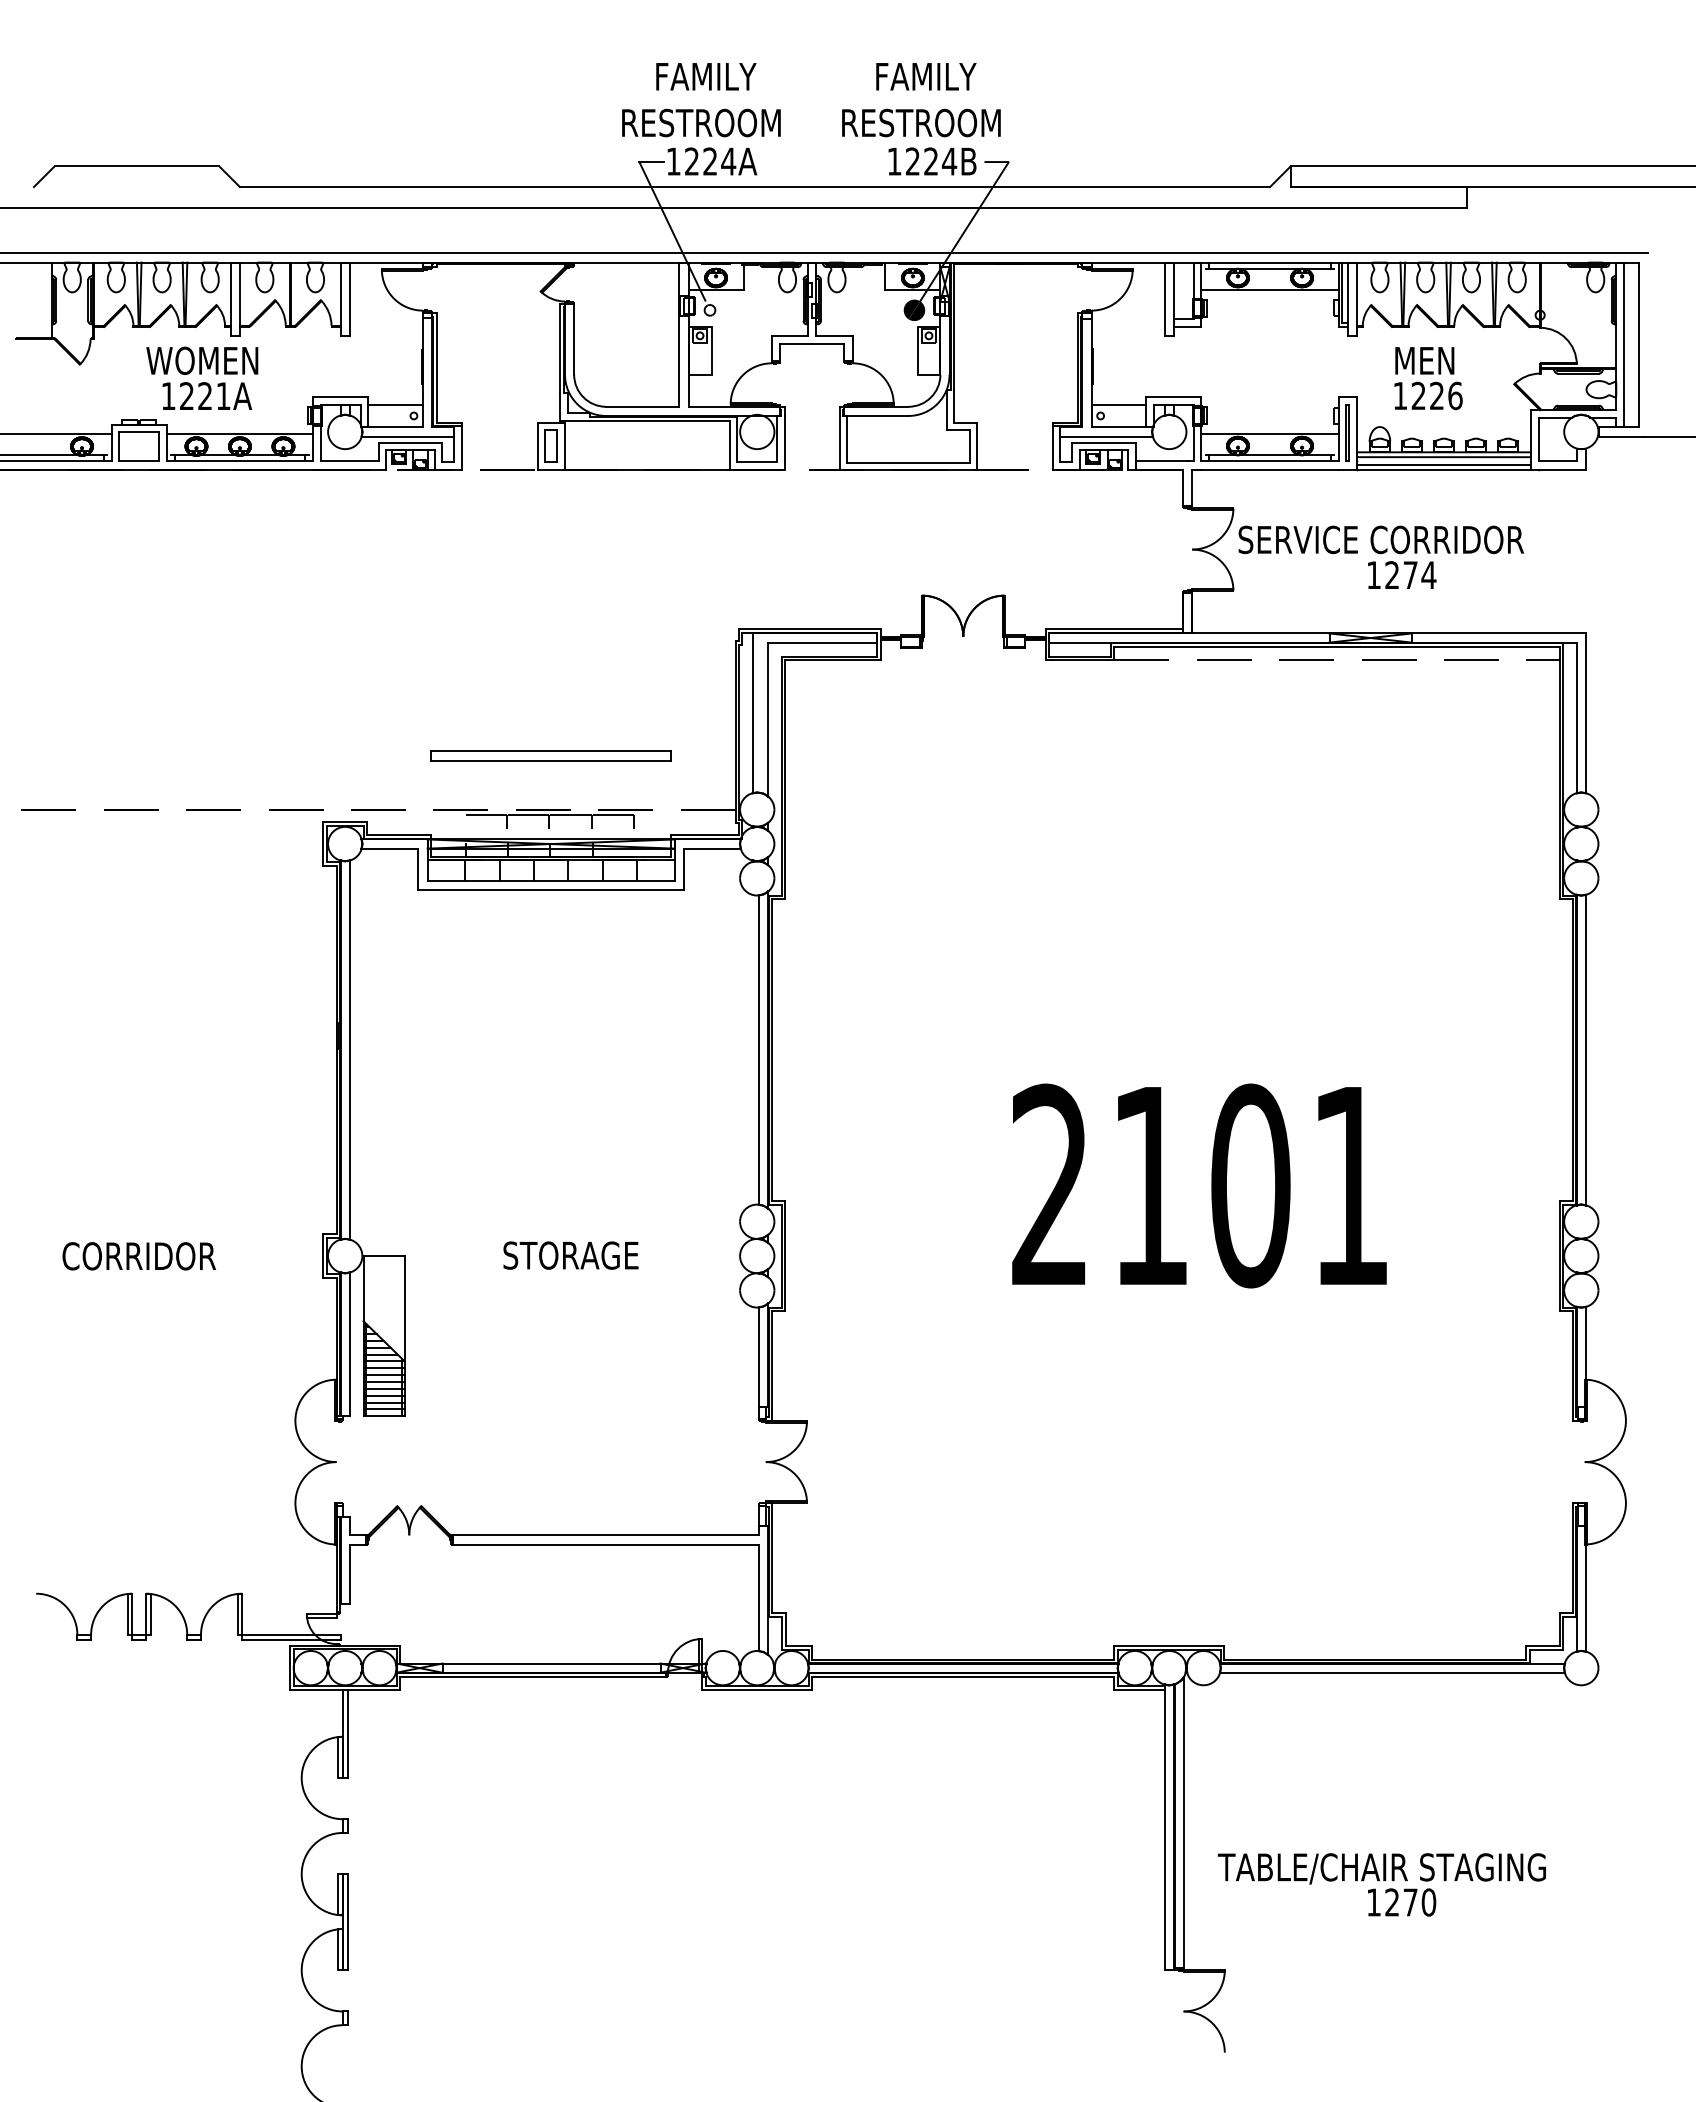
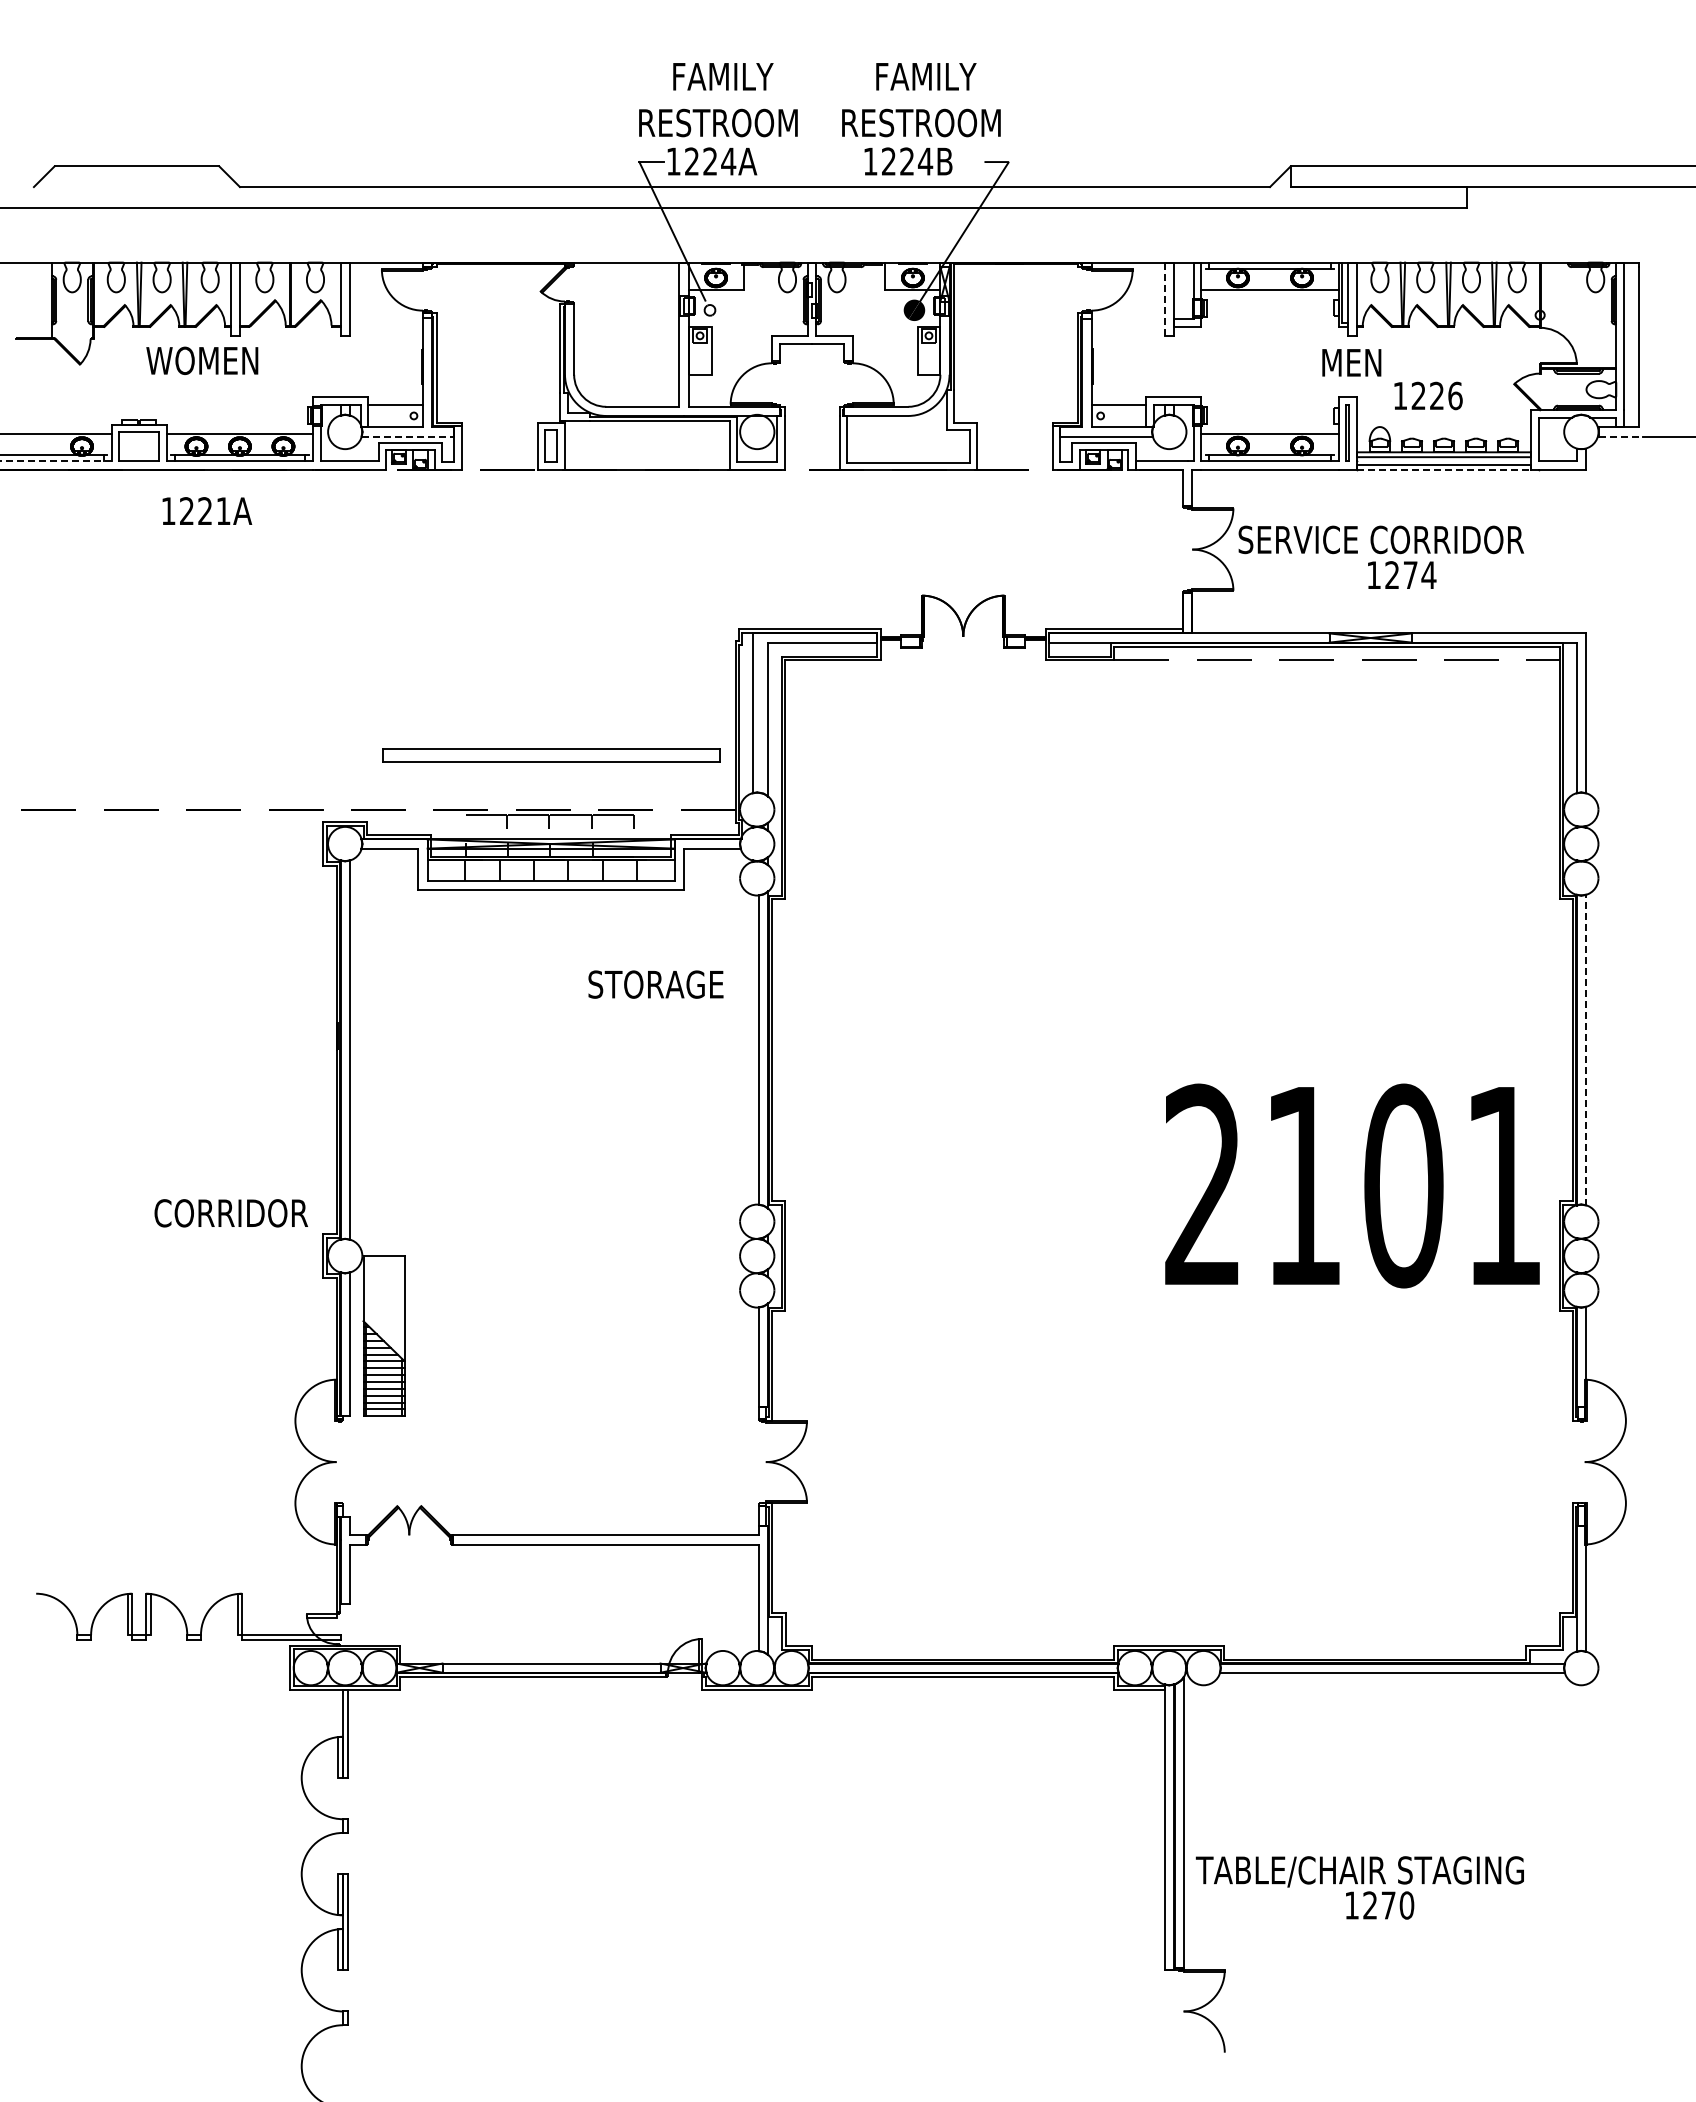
text position: (701, 100) -> (718, 100) (718, 100)
text position: (932, 161) -> (908, 161) (908, 161)
line: present -> none (824, 253)
line: solid -> dashed (1164, 299)
text position: (1424, 360) -> (1351, 362) (1351, 362)
text position: (207, 395) -> (207, 510) (207, 510)
line: solid -> dashed (408, 436)
line: solid -> dashed (1621, 436)
line: solid -> dashed (55, 461)
line: solid -> dashed (1444, 469)
part size: 242x12 px -> 339x15 px (551, 755)
line: solid -> dashed (1585, 1049)
text position: (1199, 1185) -> (1352, 1185) (1352, 1185)
text position: (570, 1255) -> (655, 984) (655, 984)
text position: (138, 1256) -> (230, 1213) (230, 1213)
text position: (1381, 1884) -> (1359, 1887) (1359, 1887)
